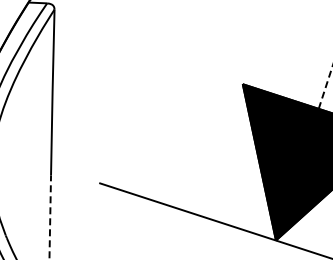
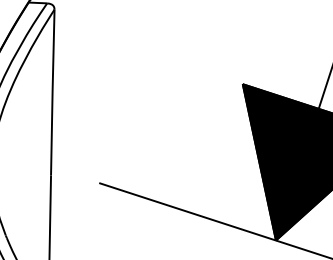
line: dashed -> solid (325, 87)
line: dashed -> solid (50, 217)
